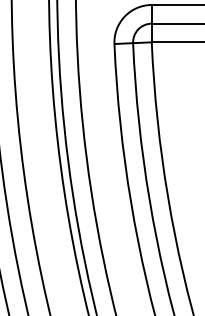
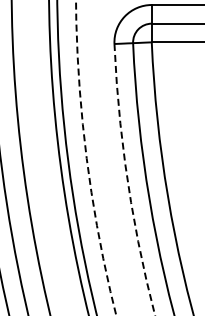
circle: solid -> dashed (96, 157)
arc: solid -> dashed (127, 181)
